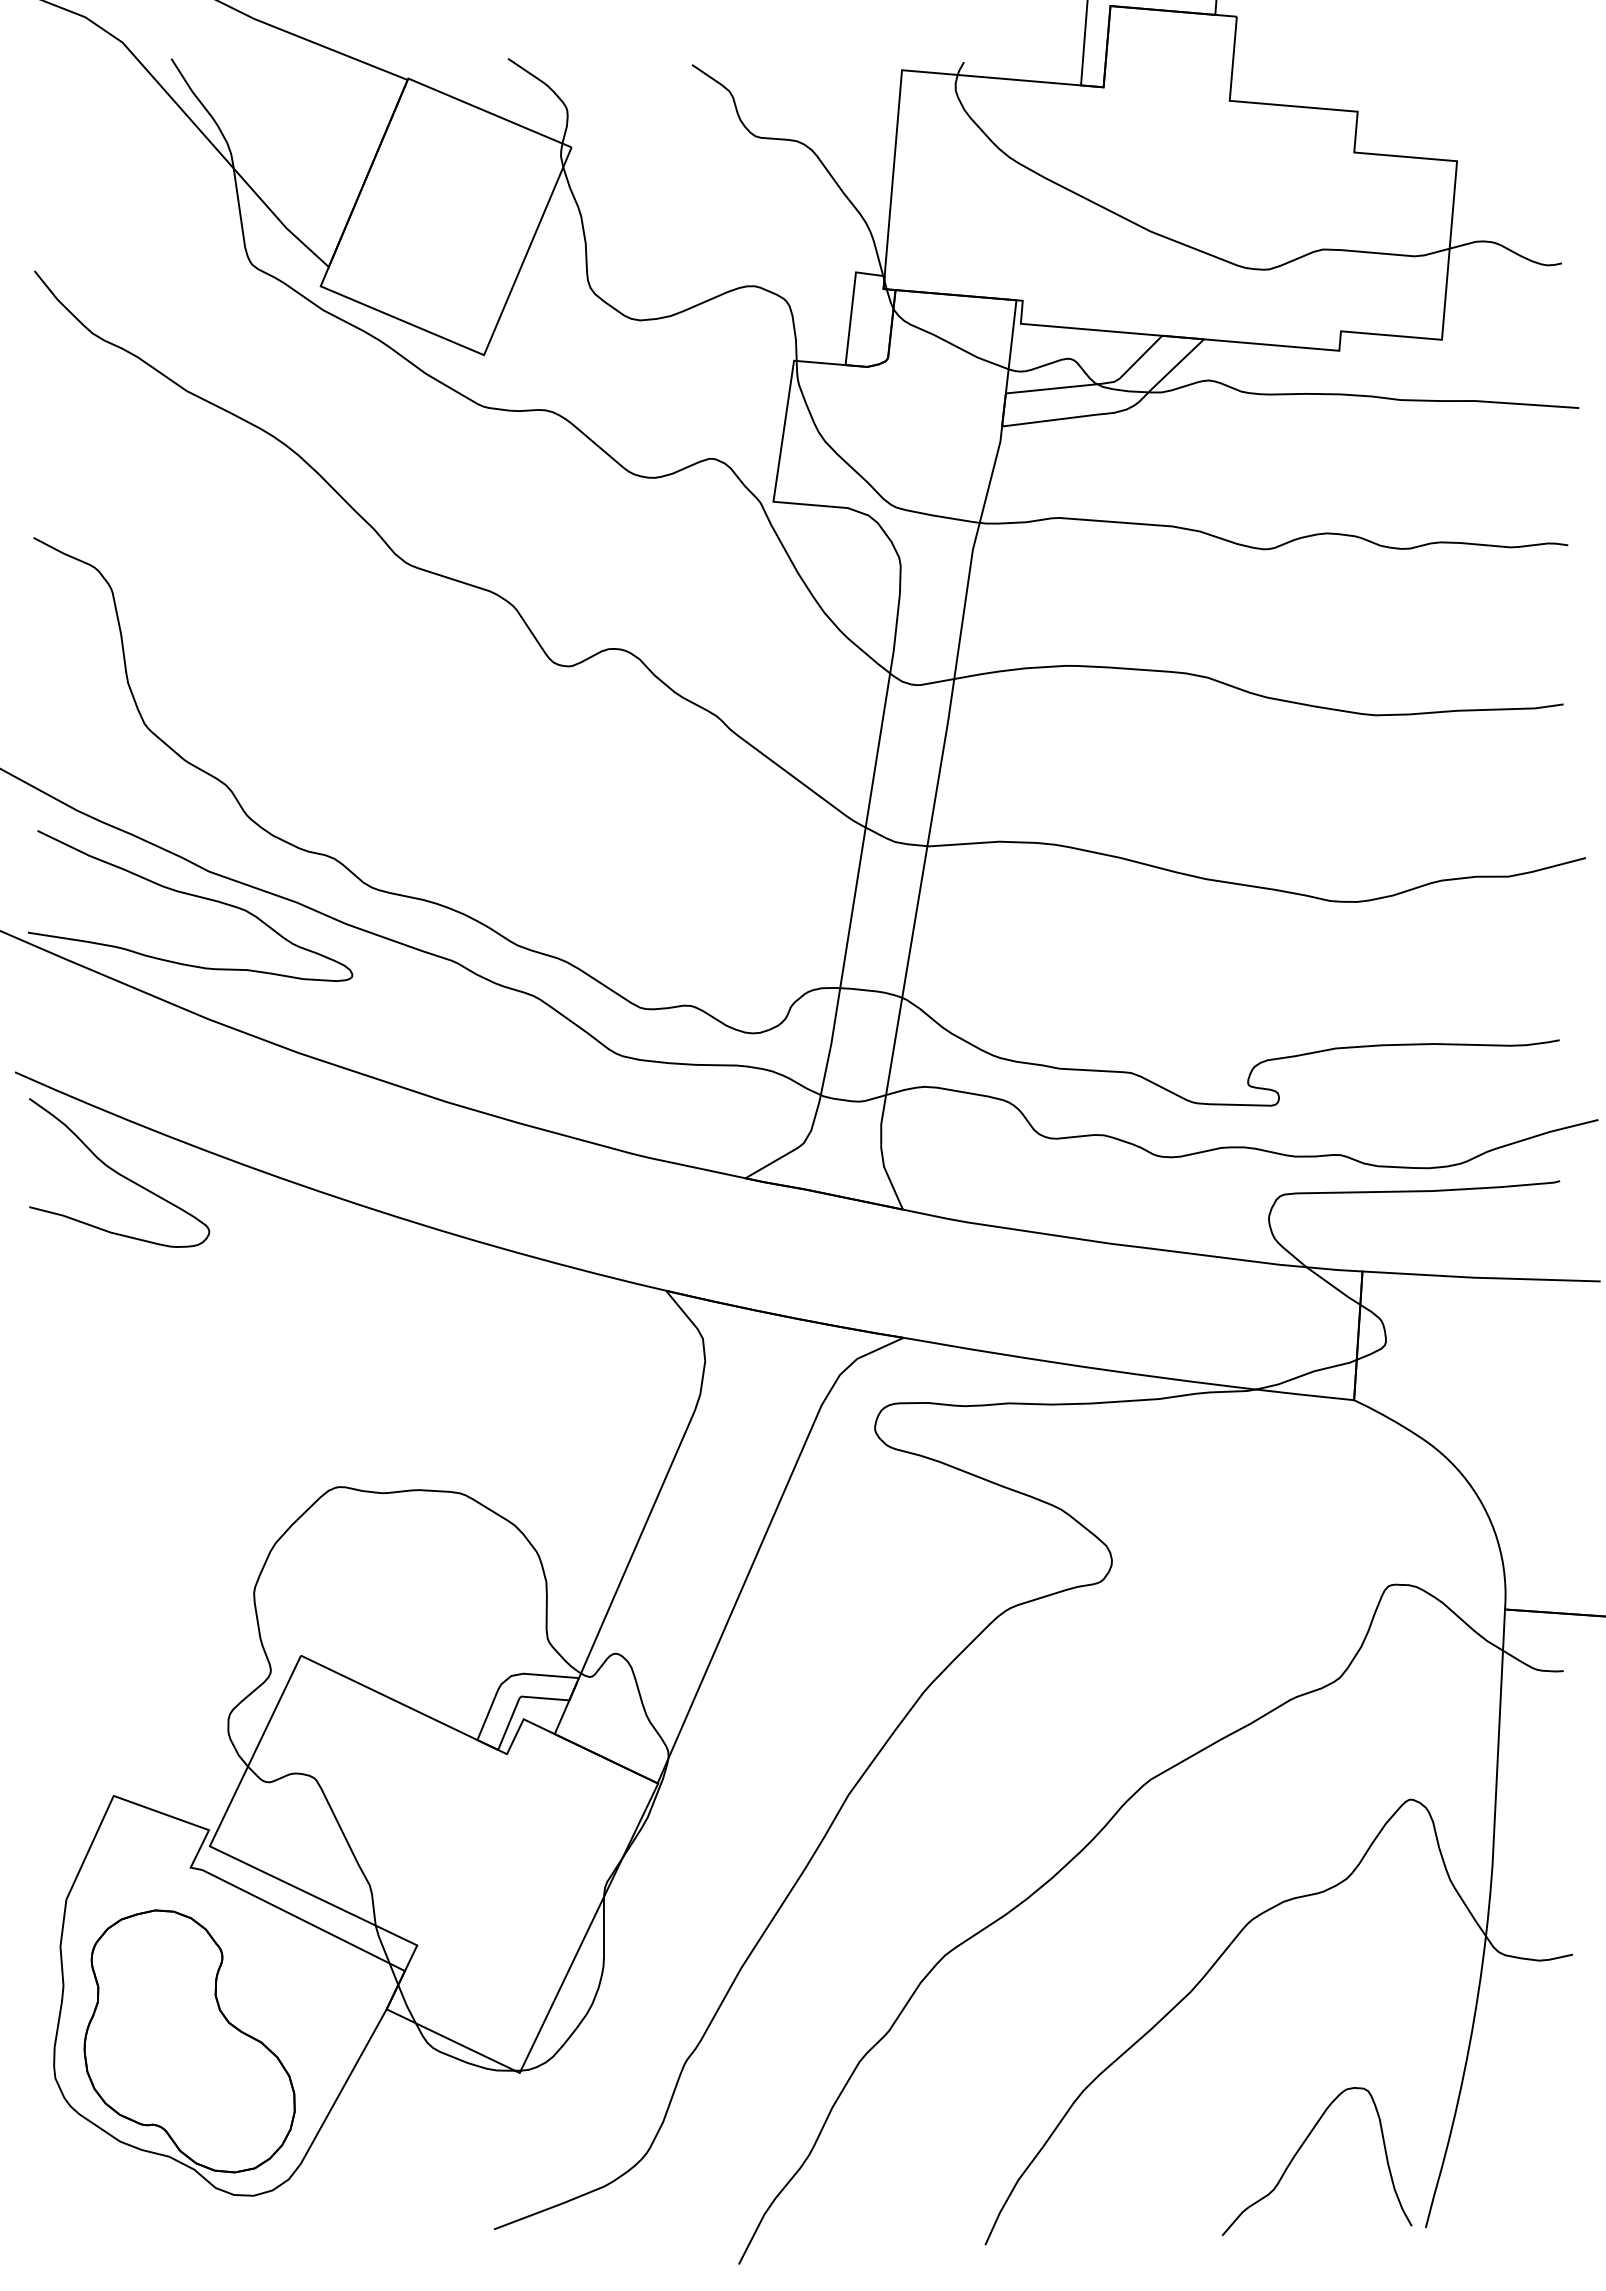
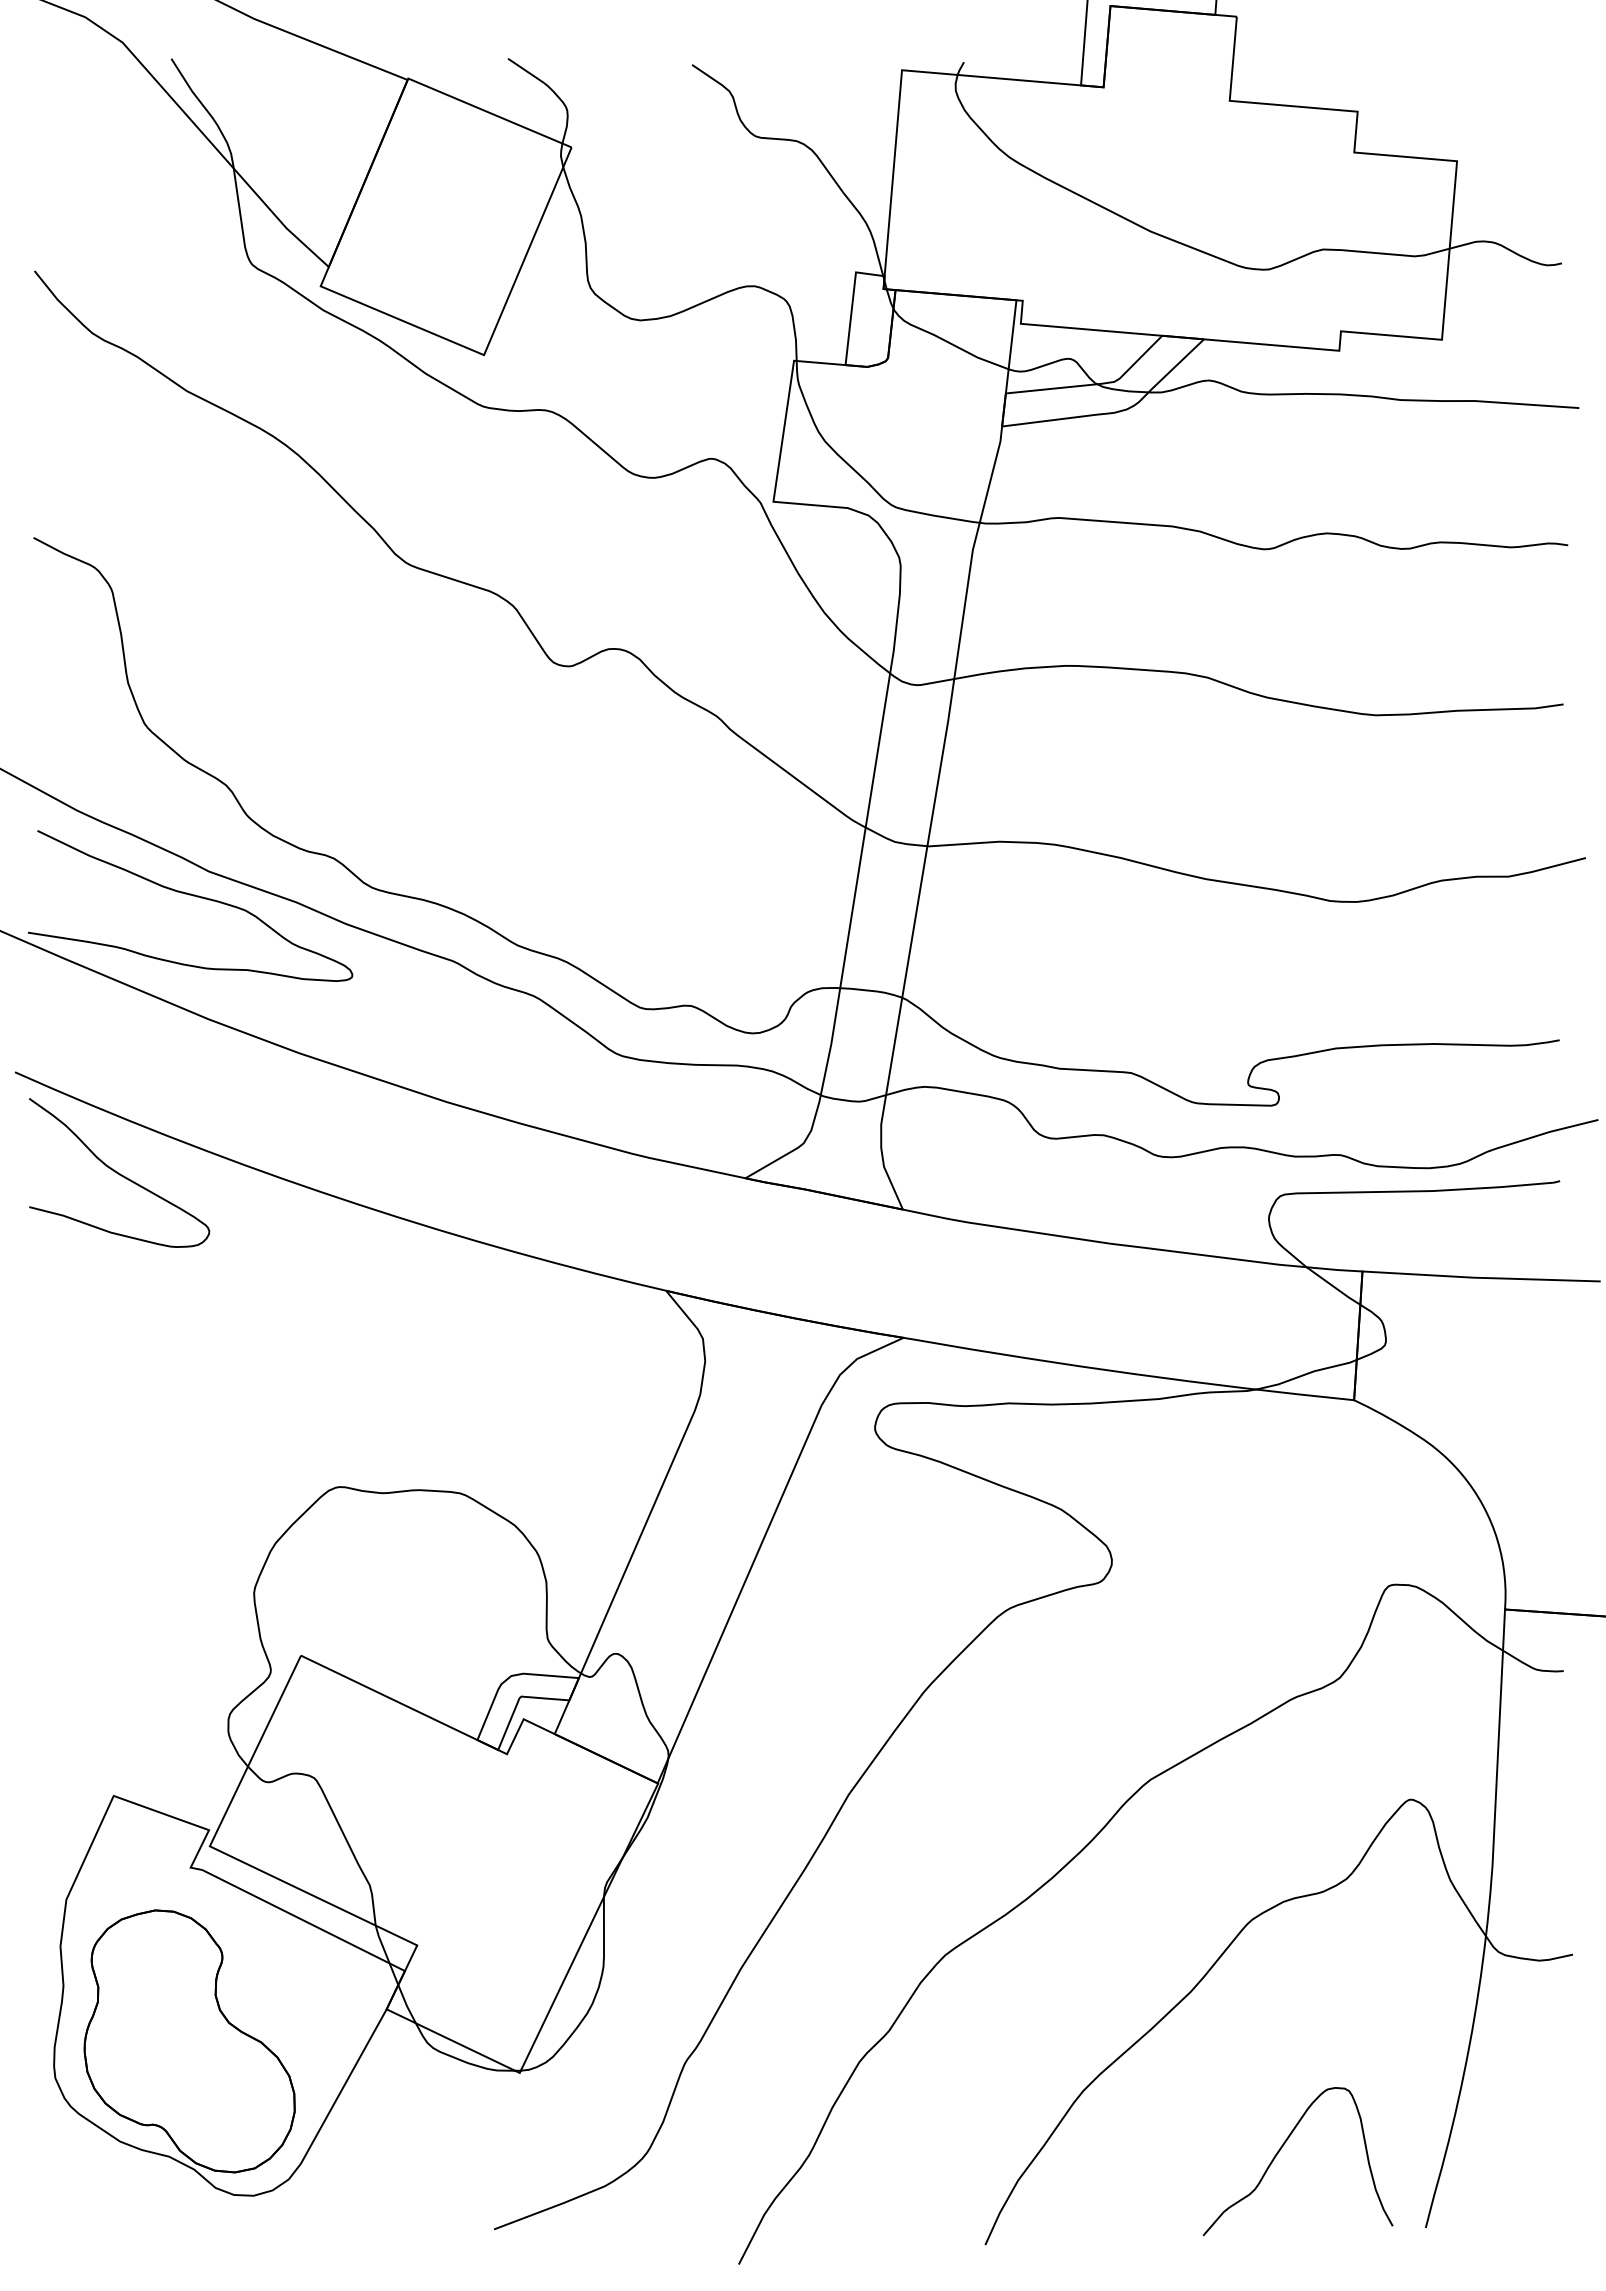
curve position: (1300, 2149) -> (1281, 2149) (1281, 2149)
